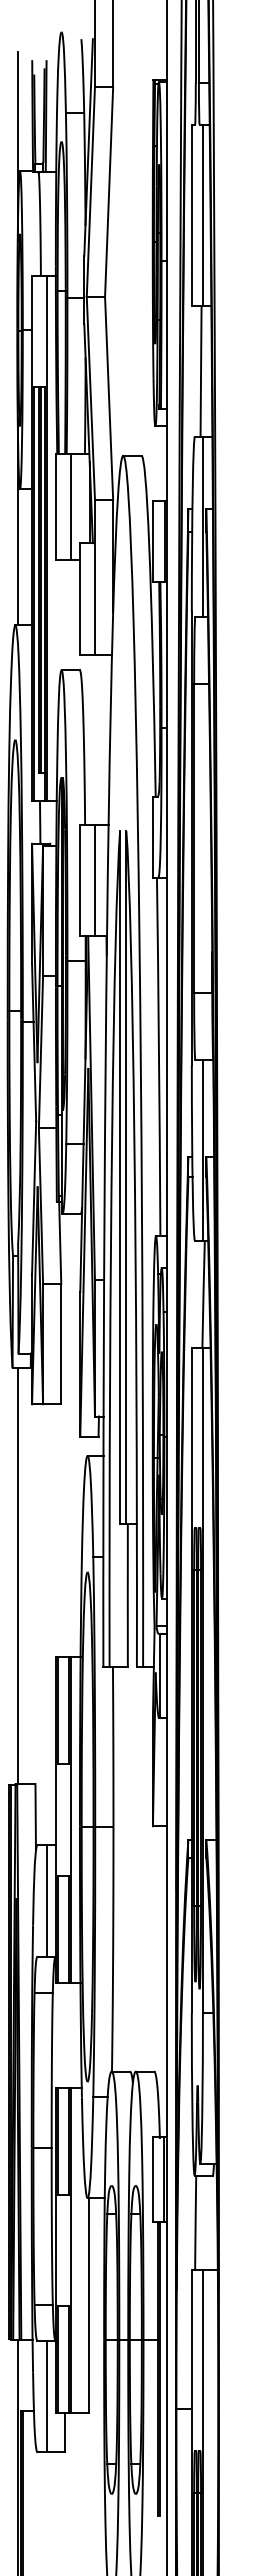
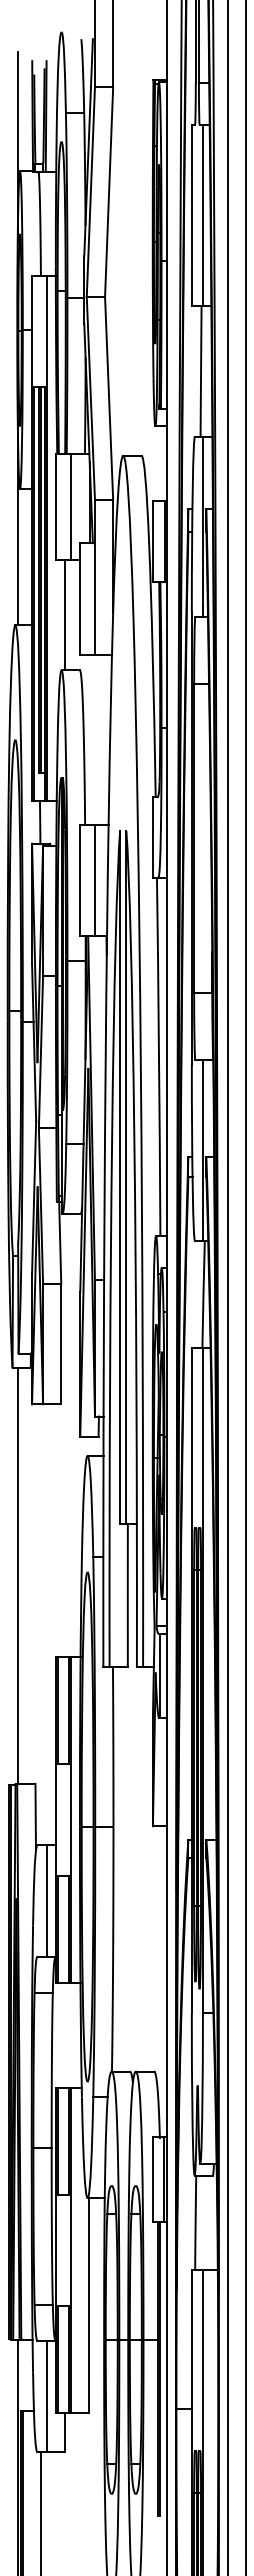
line: none -> present (64, 615)
line: none -> present (228, 1287)
line: none -> present (246, 1287)
line: none -> present (40, 2512)
